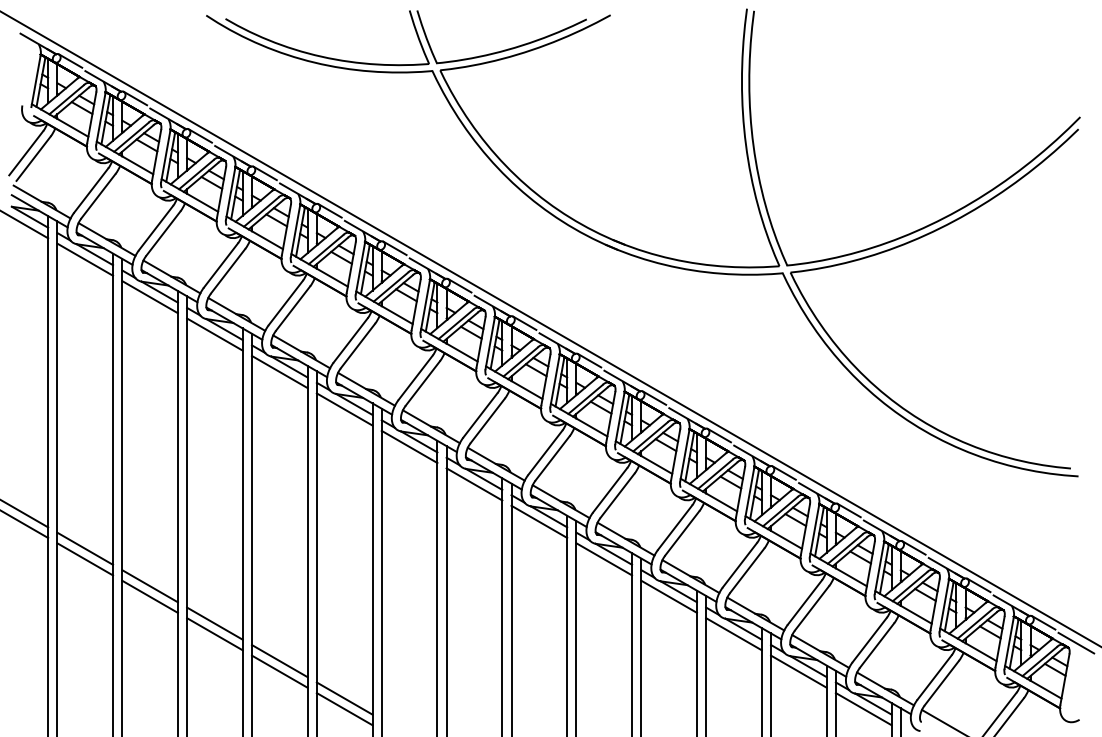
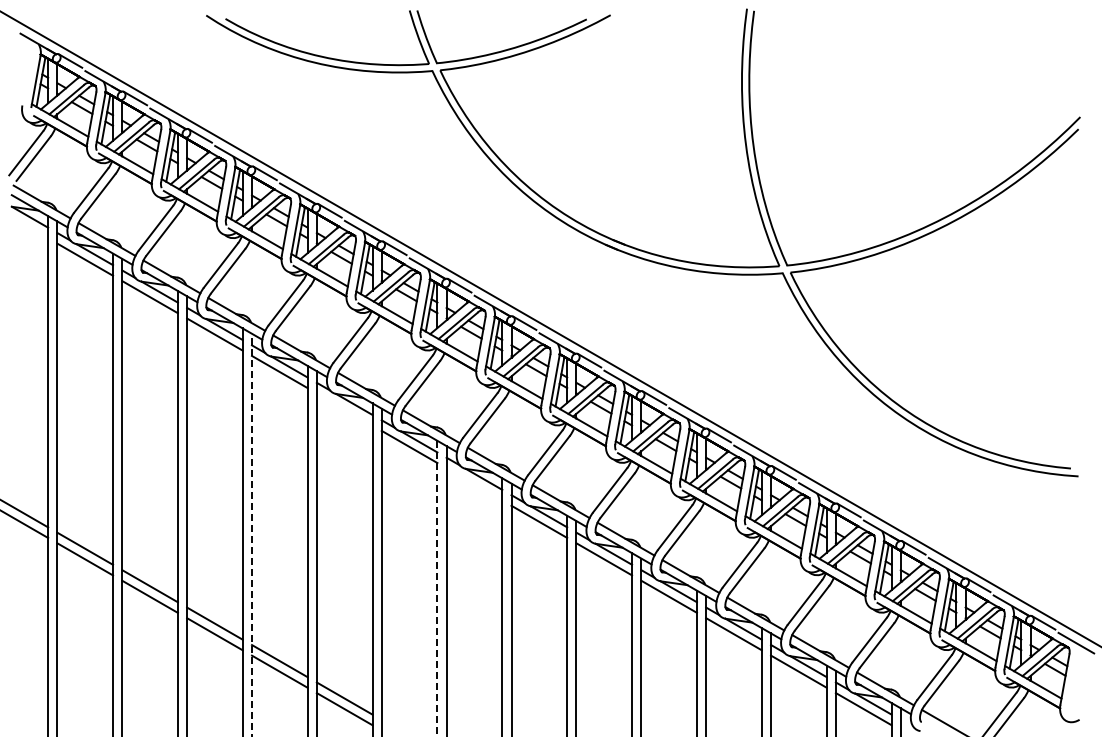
line: present -> none (25, 224)
line: present -> none (344, 409)
line: present -> none (474, 484)
line: solid -> dashed (251, 534)
line: solid -> dashed (437, 588)
